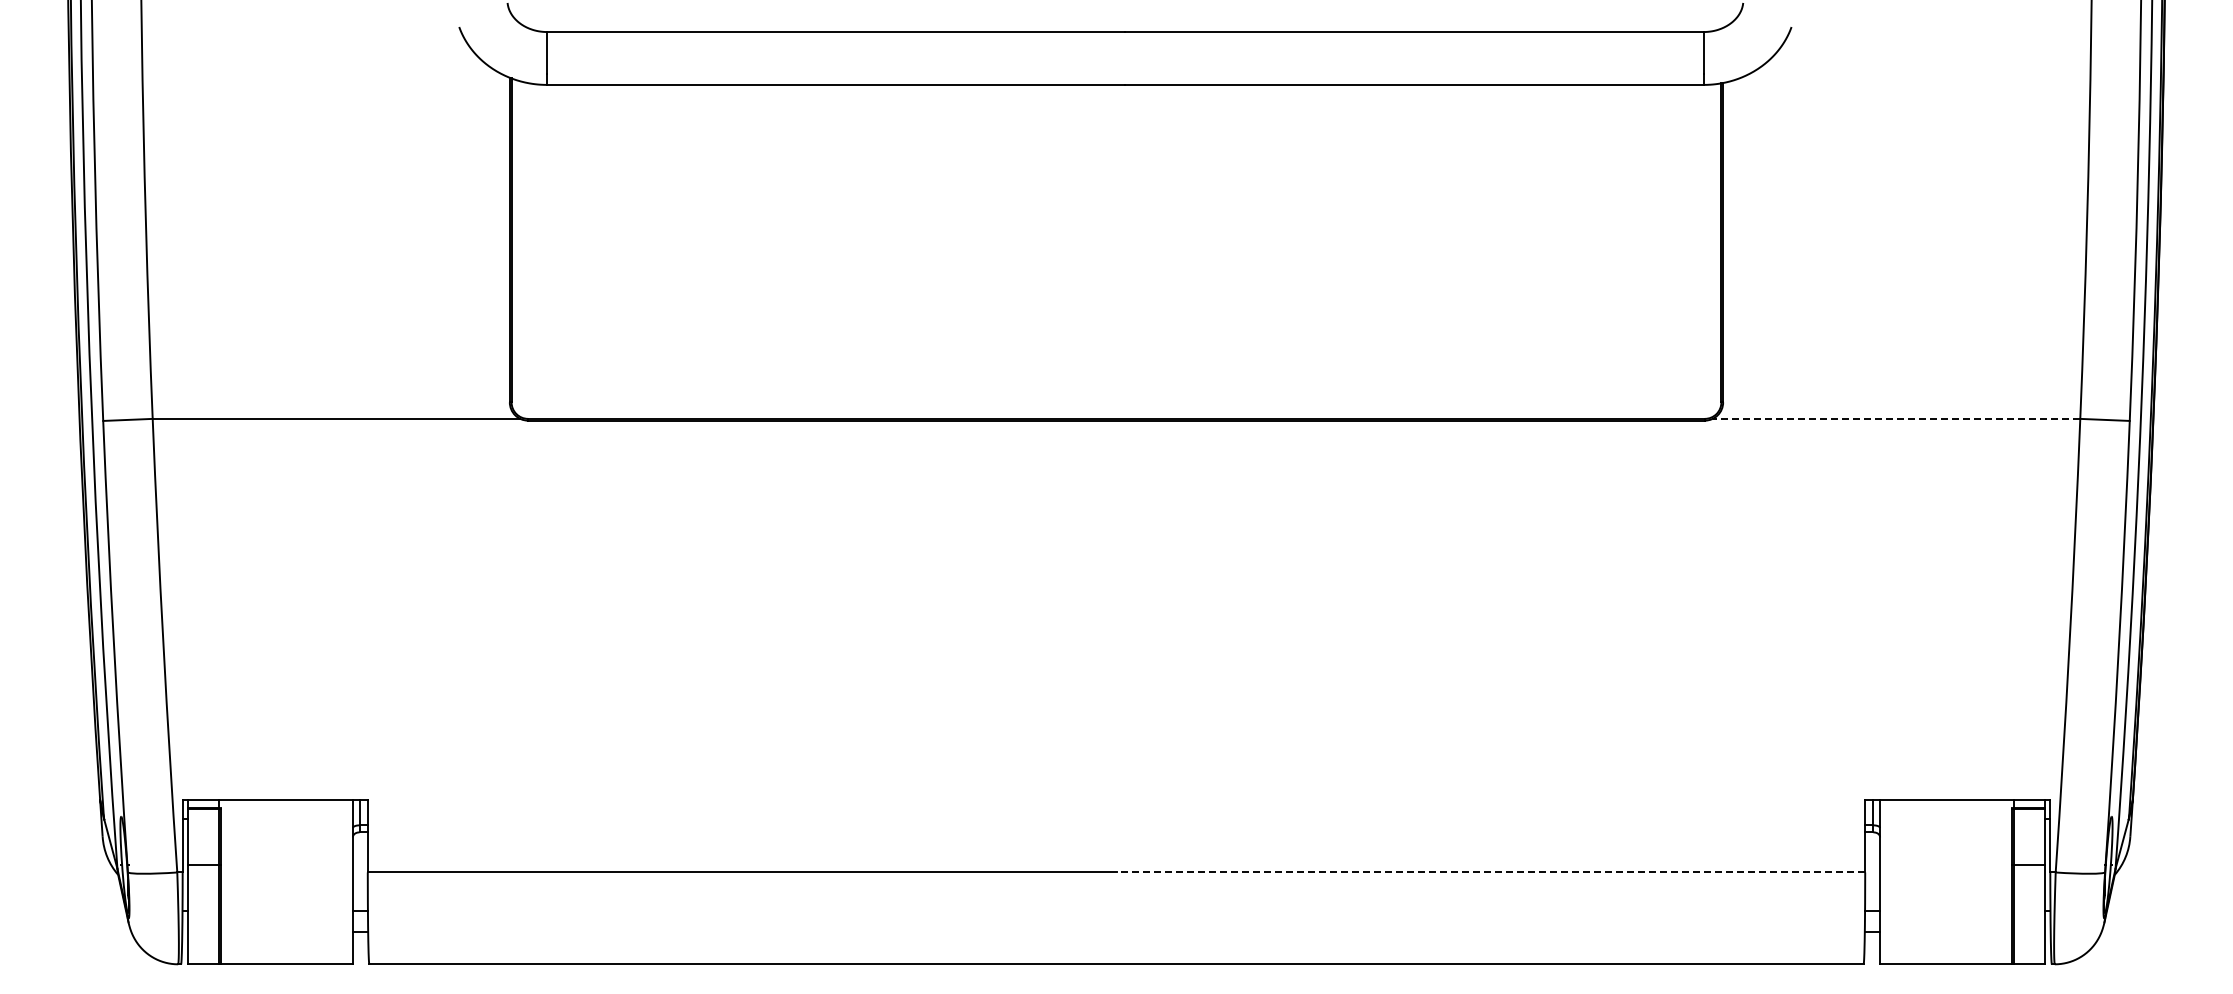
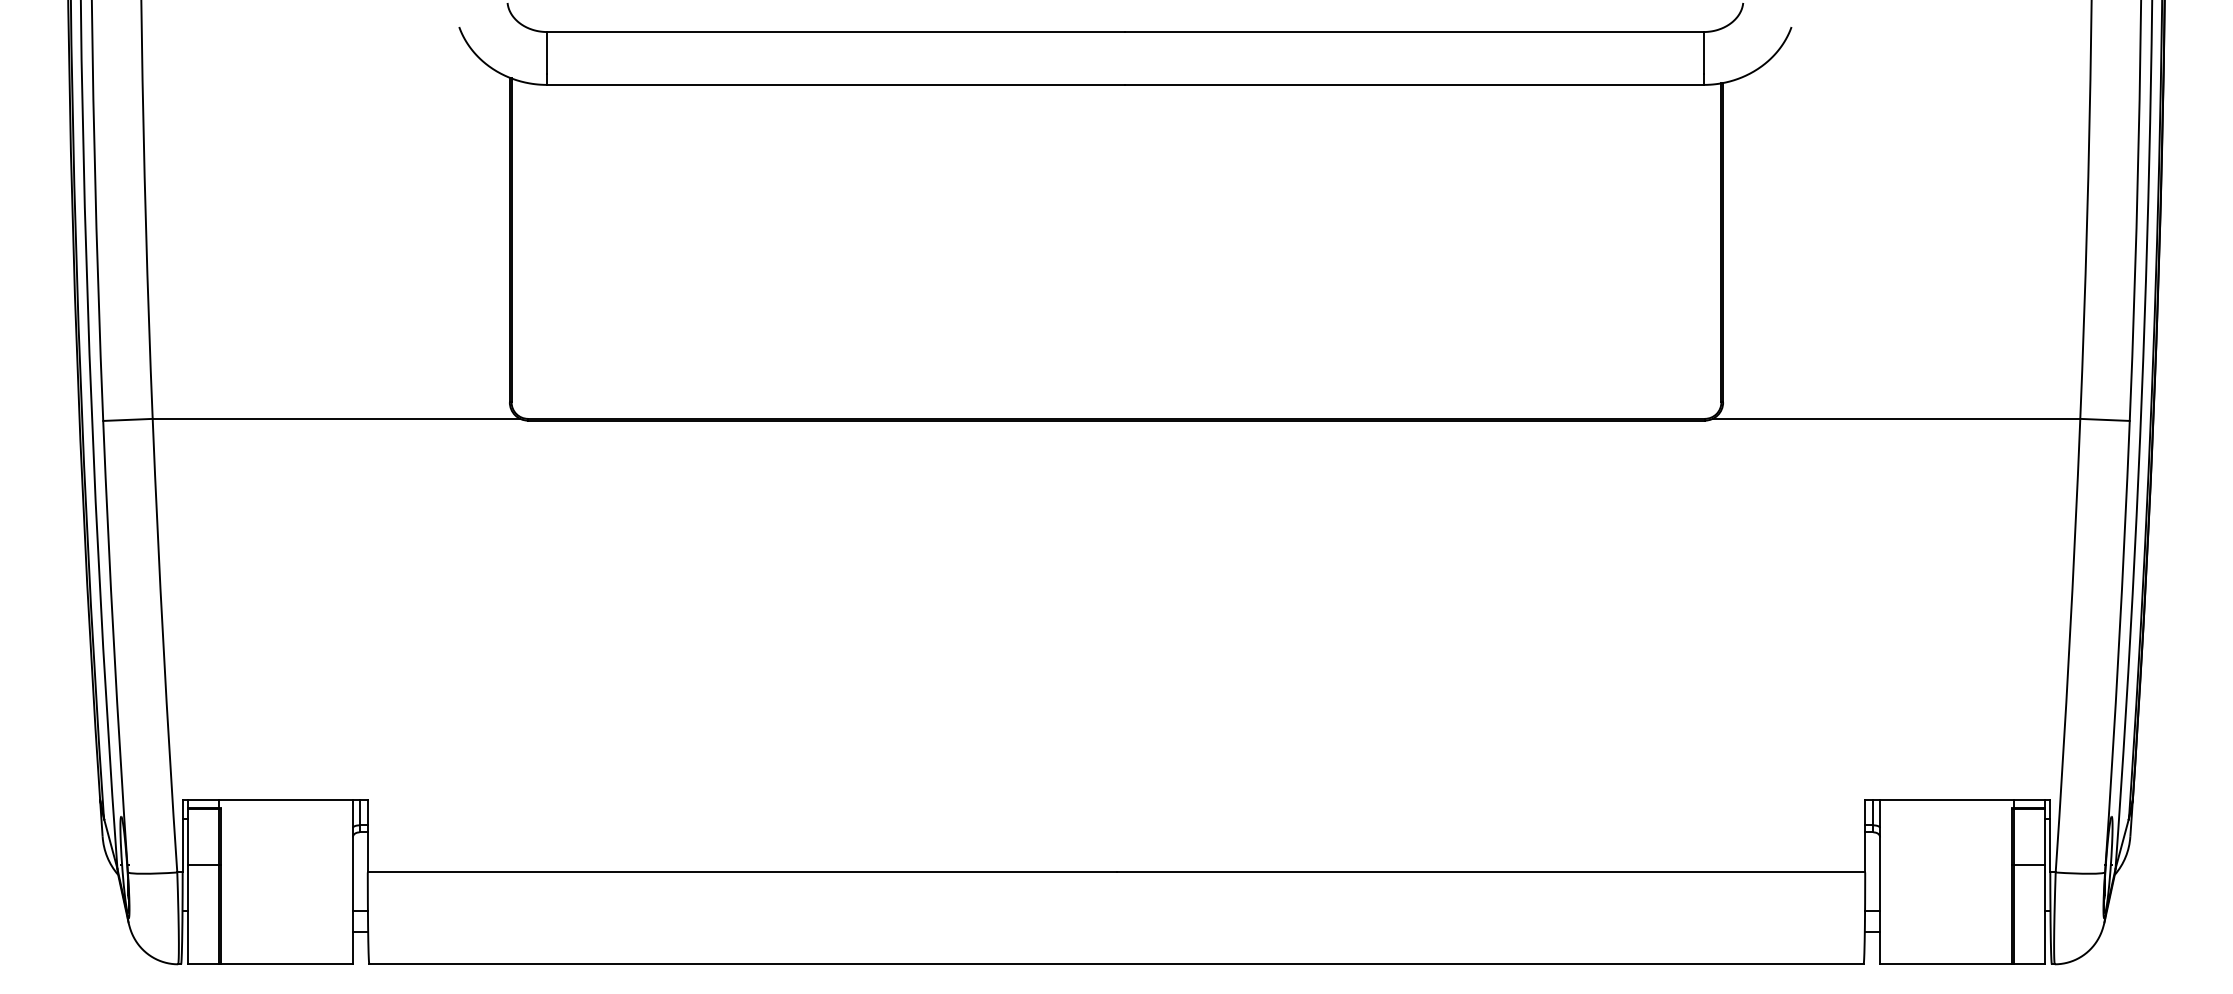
line: dashed -> solid (1896, 418)
line: dashed -> solid (1490, 872)
